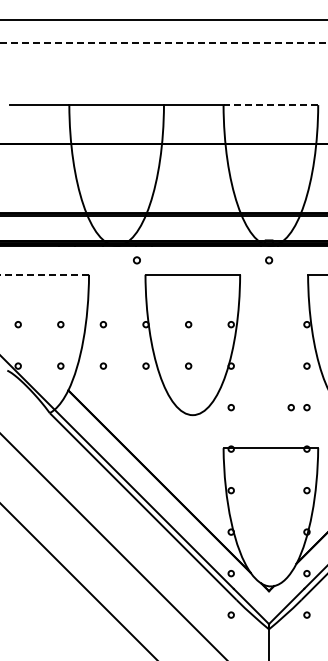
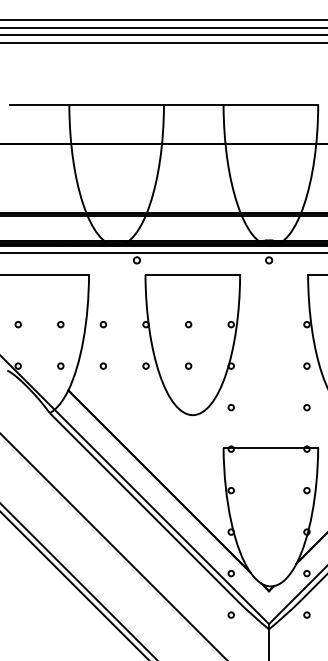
line: none -> present (163, 27)
line: none -> present (163, 35)
line: dashed -> solid (164, 43)
line: dashed -> solid (270, 105)
line: none -> present (163, 252)
line: dashed -> solid (44, 274)
circle: present -> none (290, 407)
line: none -> present (74, 585)
